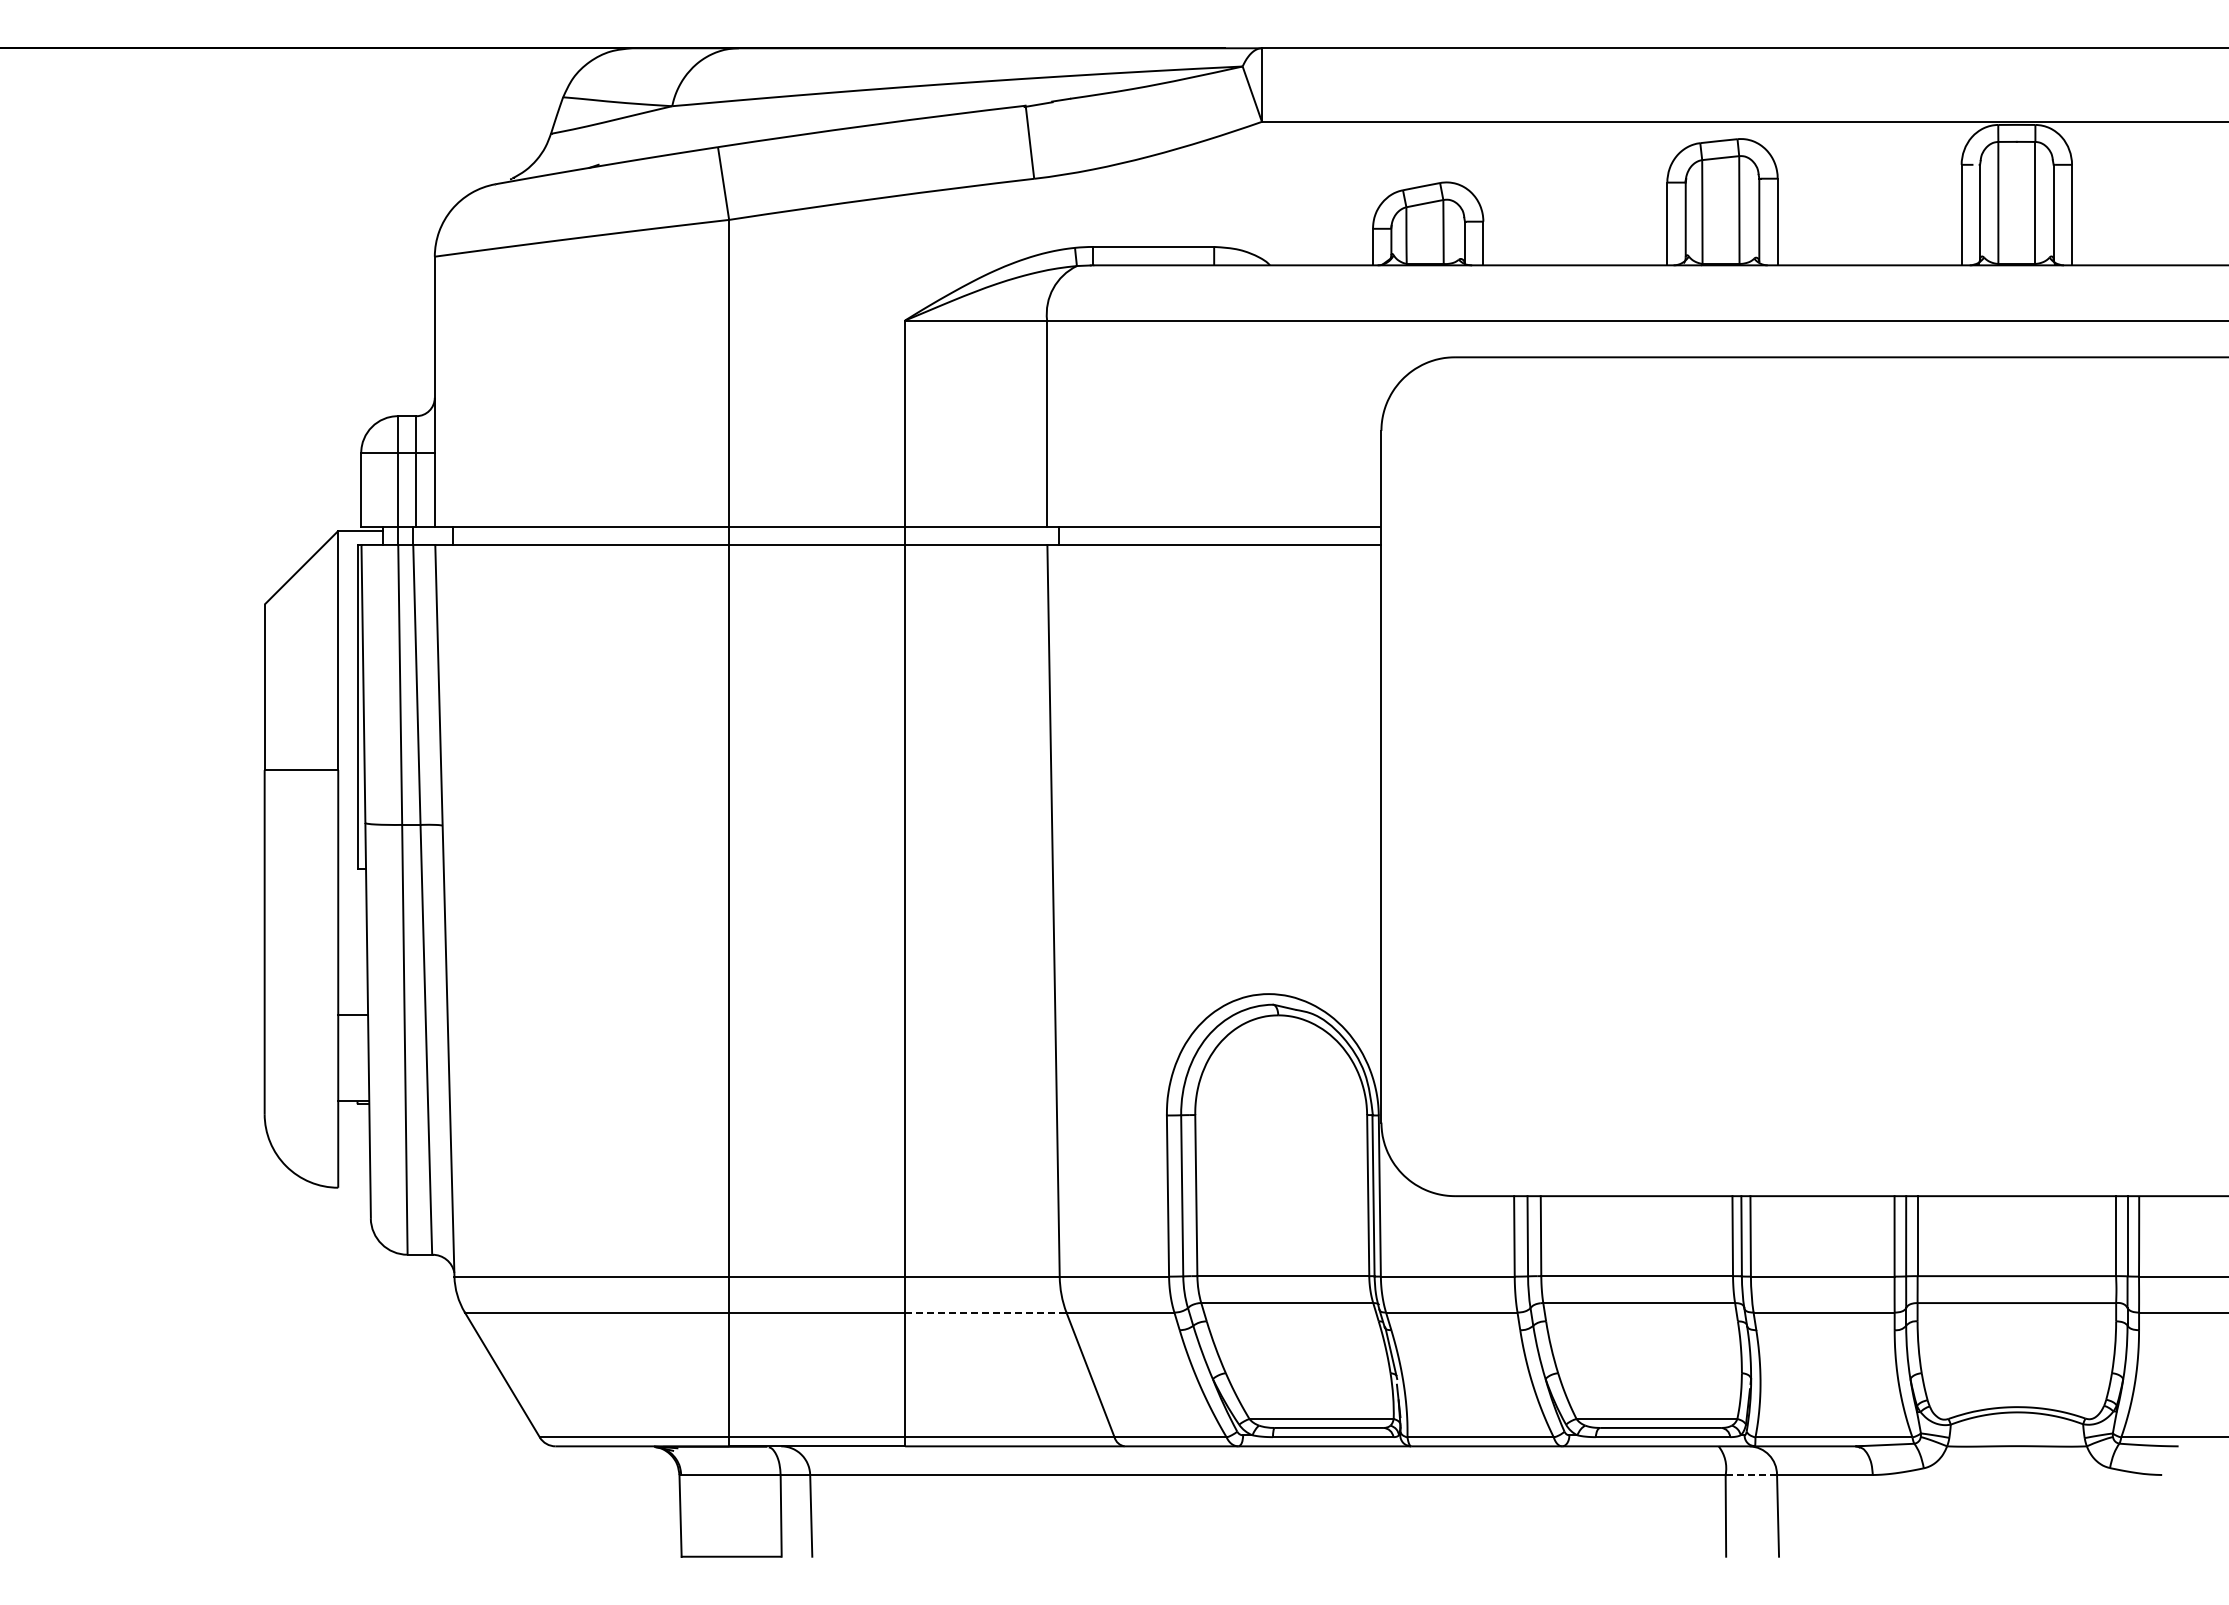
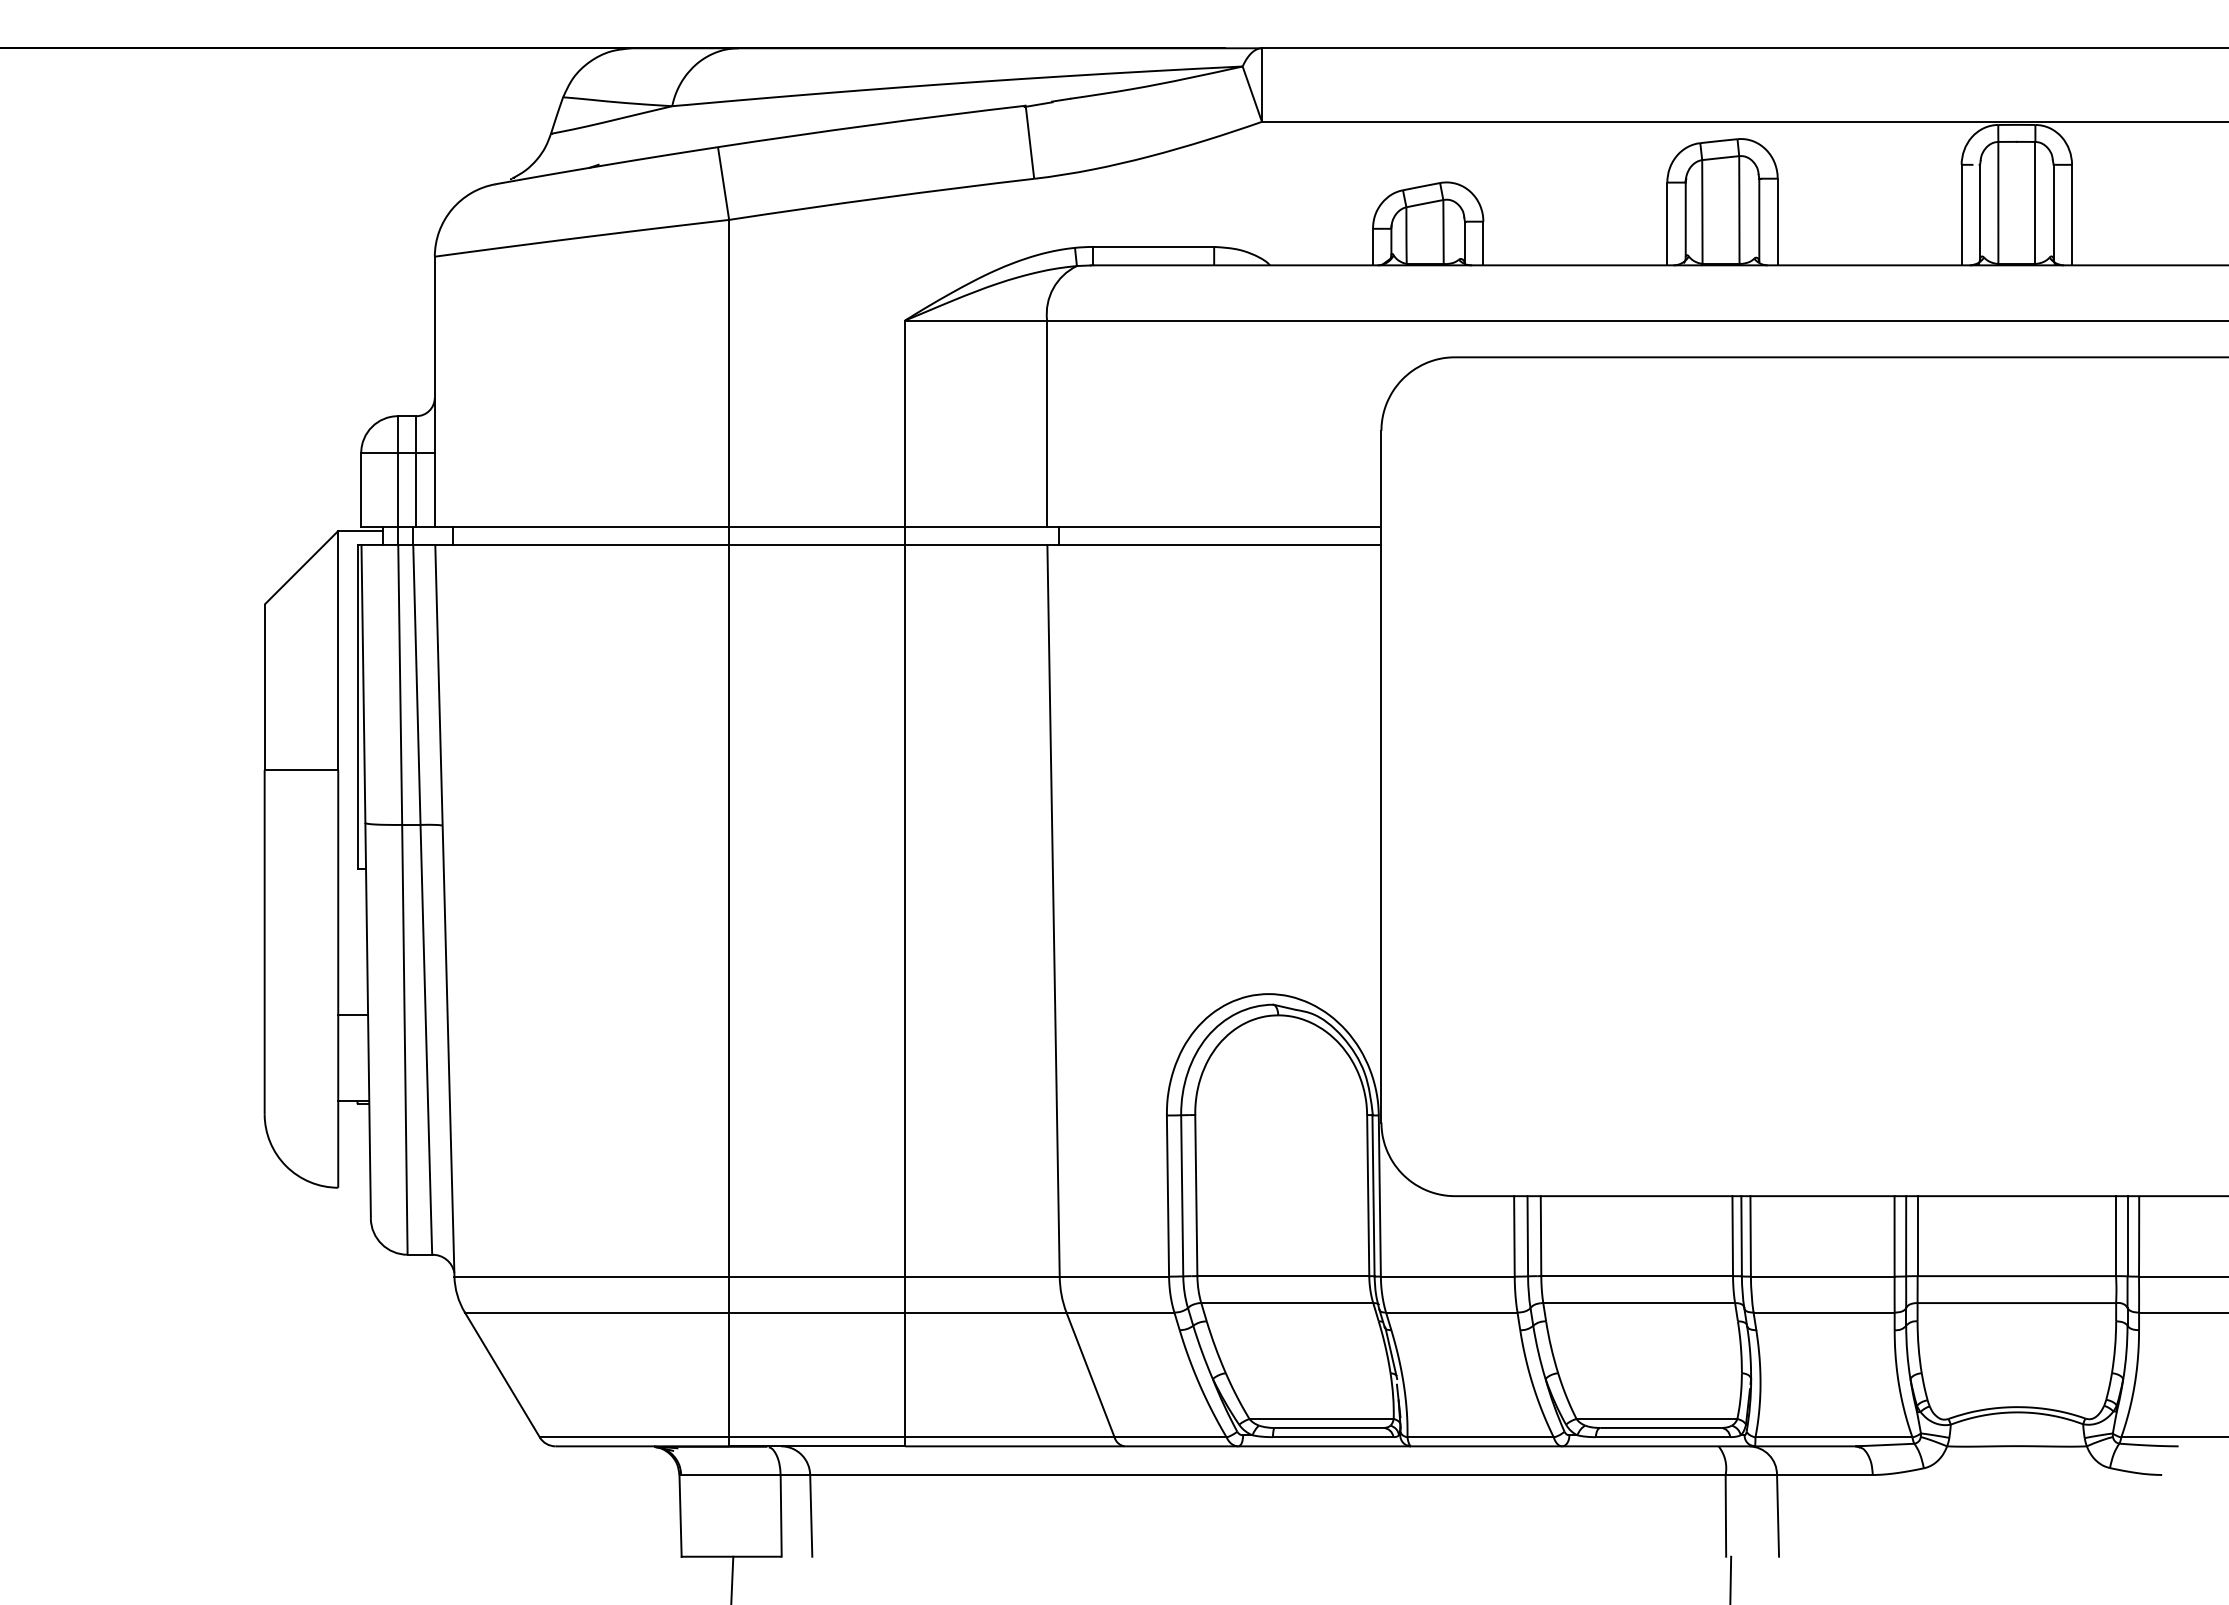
line: dashed -> solid (985, 1312)
line: dashed -> solid (1751, 1475)
line: none -> present (732, 1578)
line: none -> present (1730, 1578)
